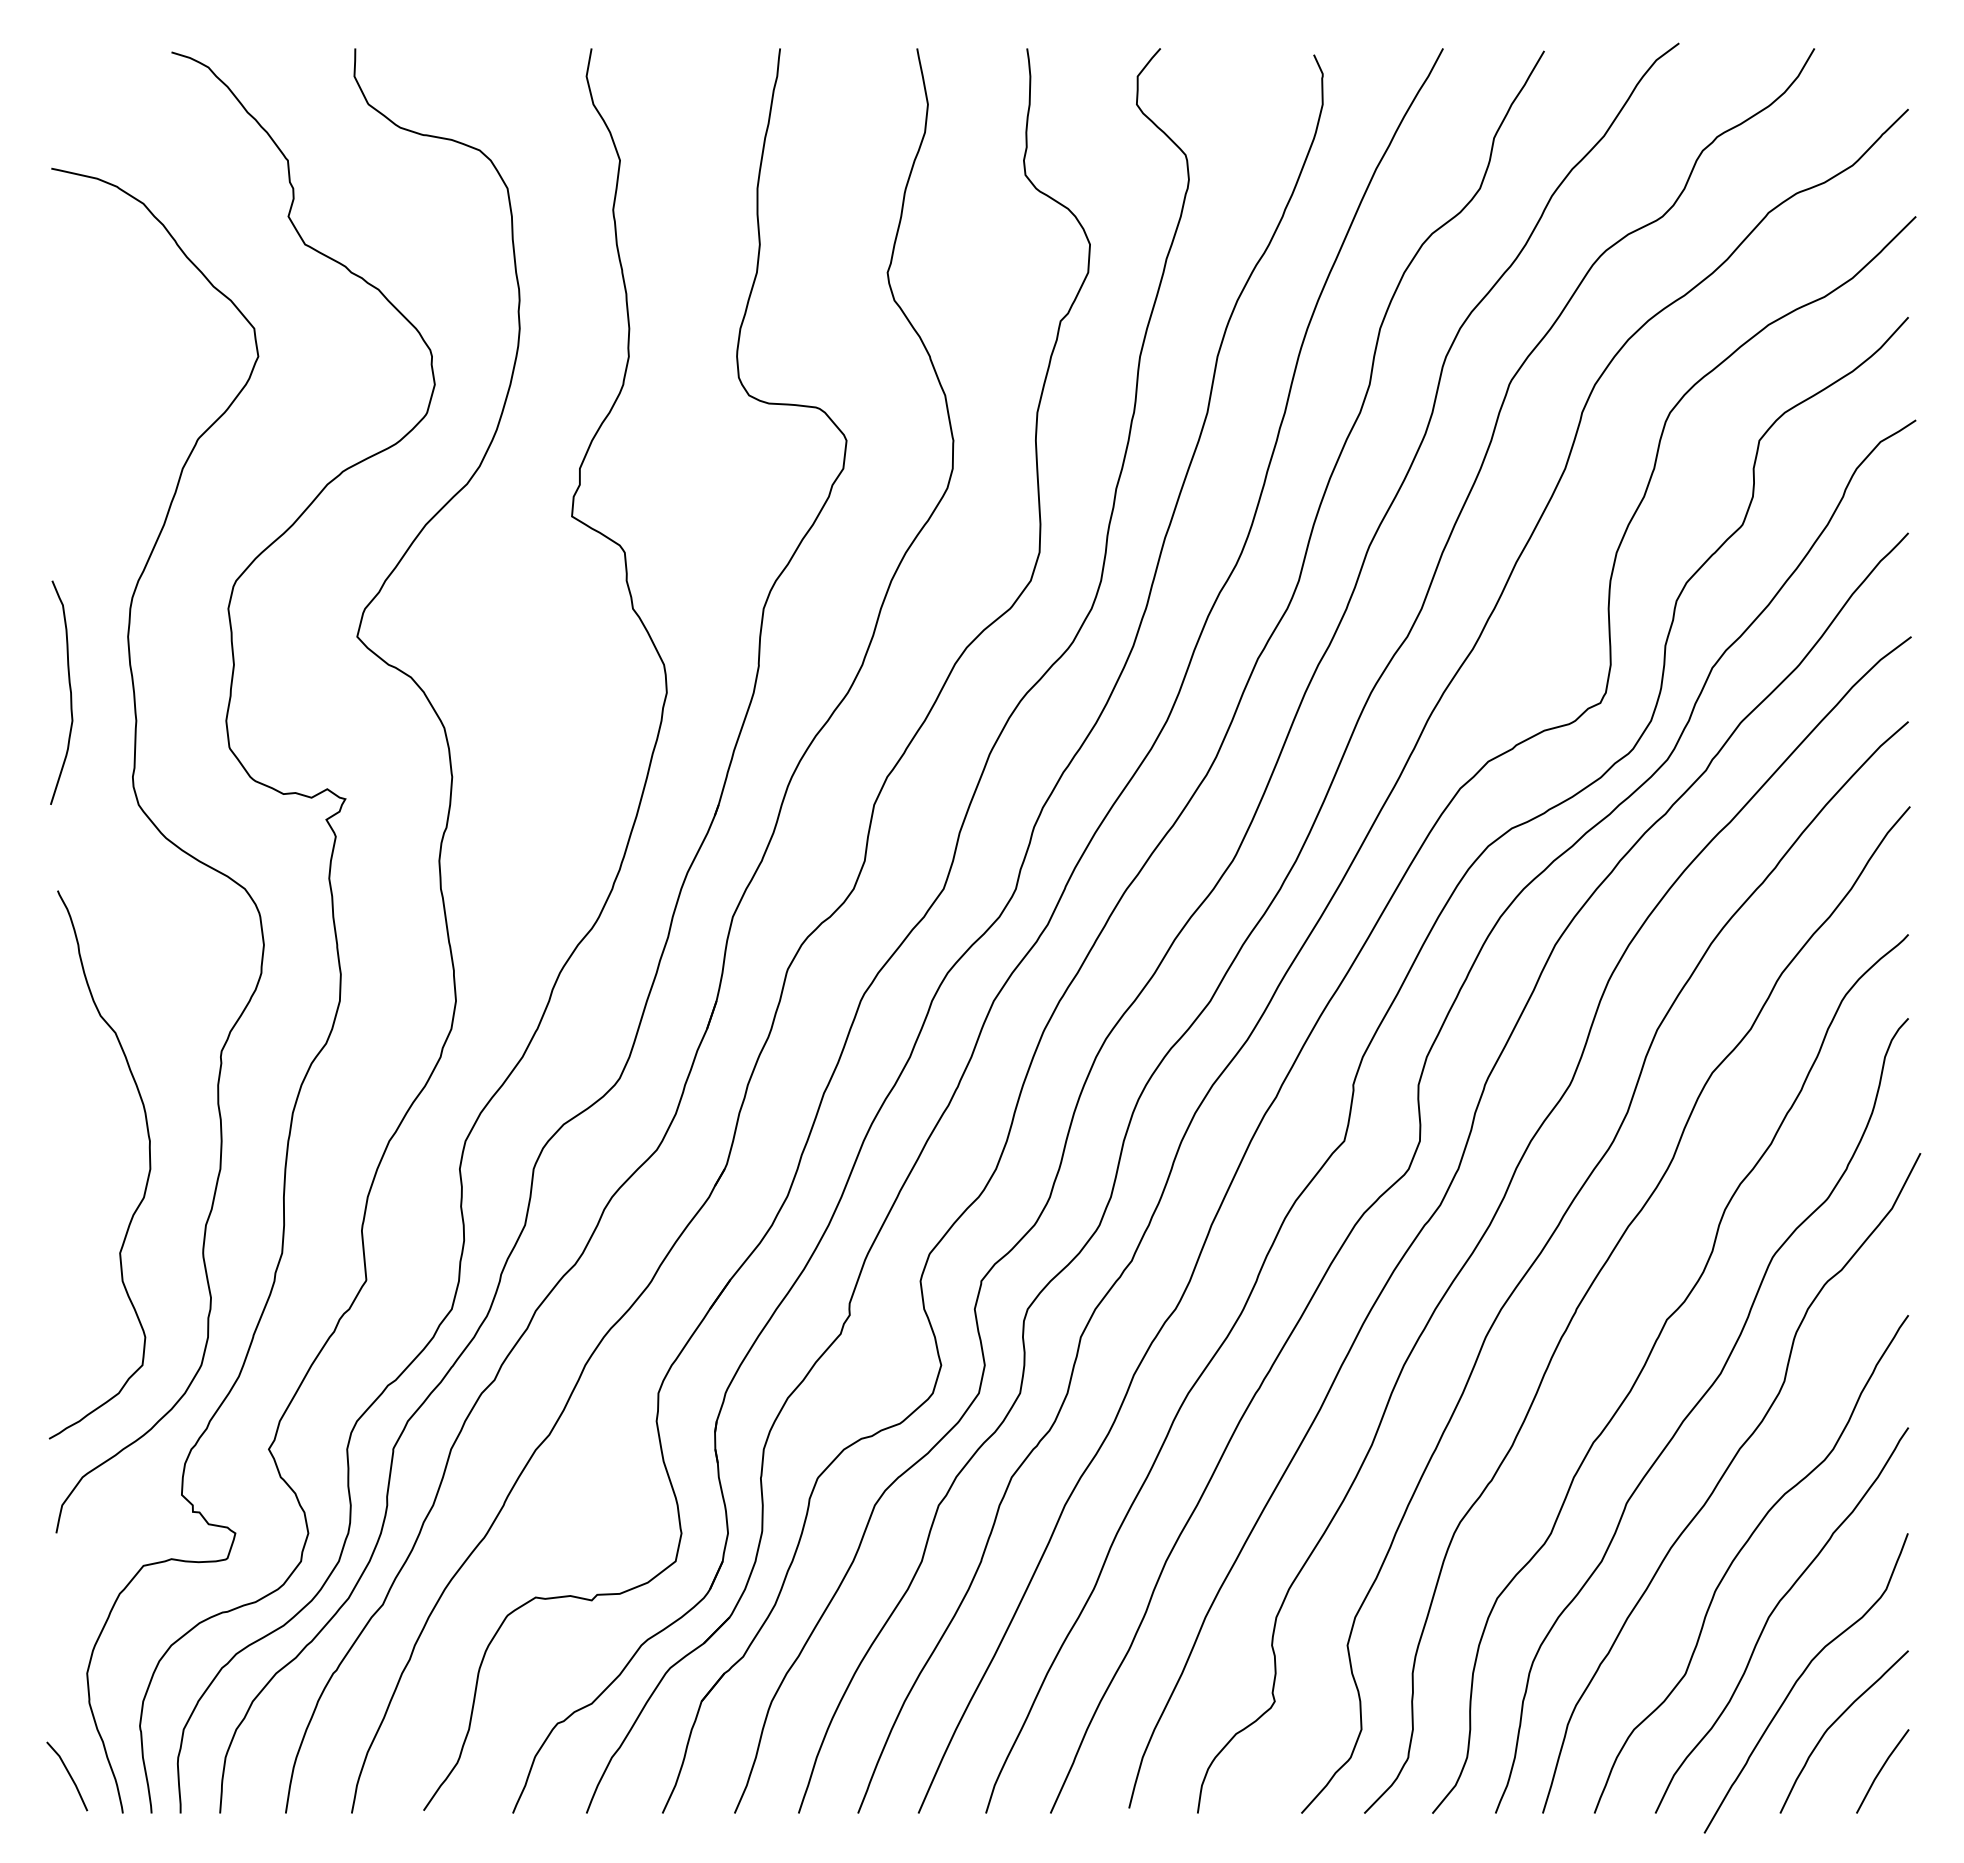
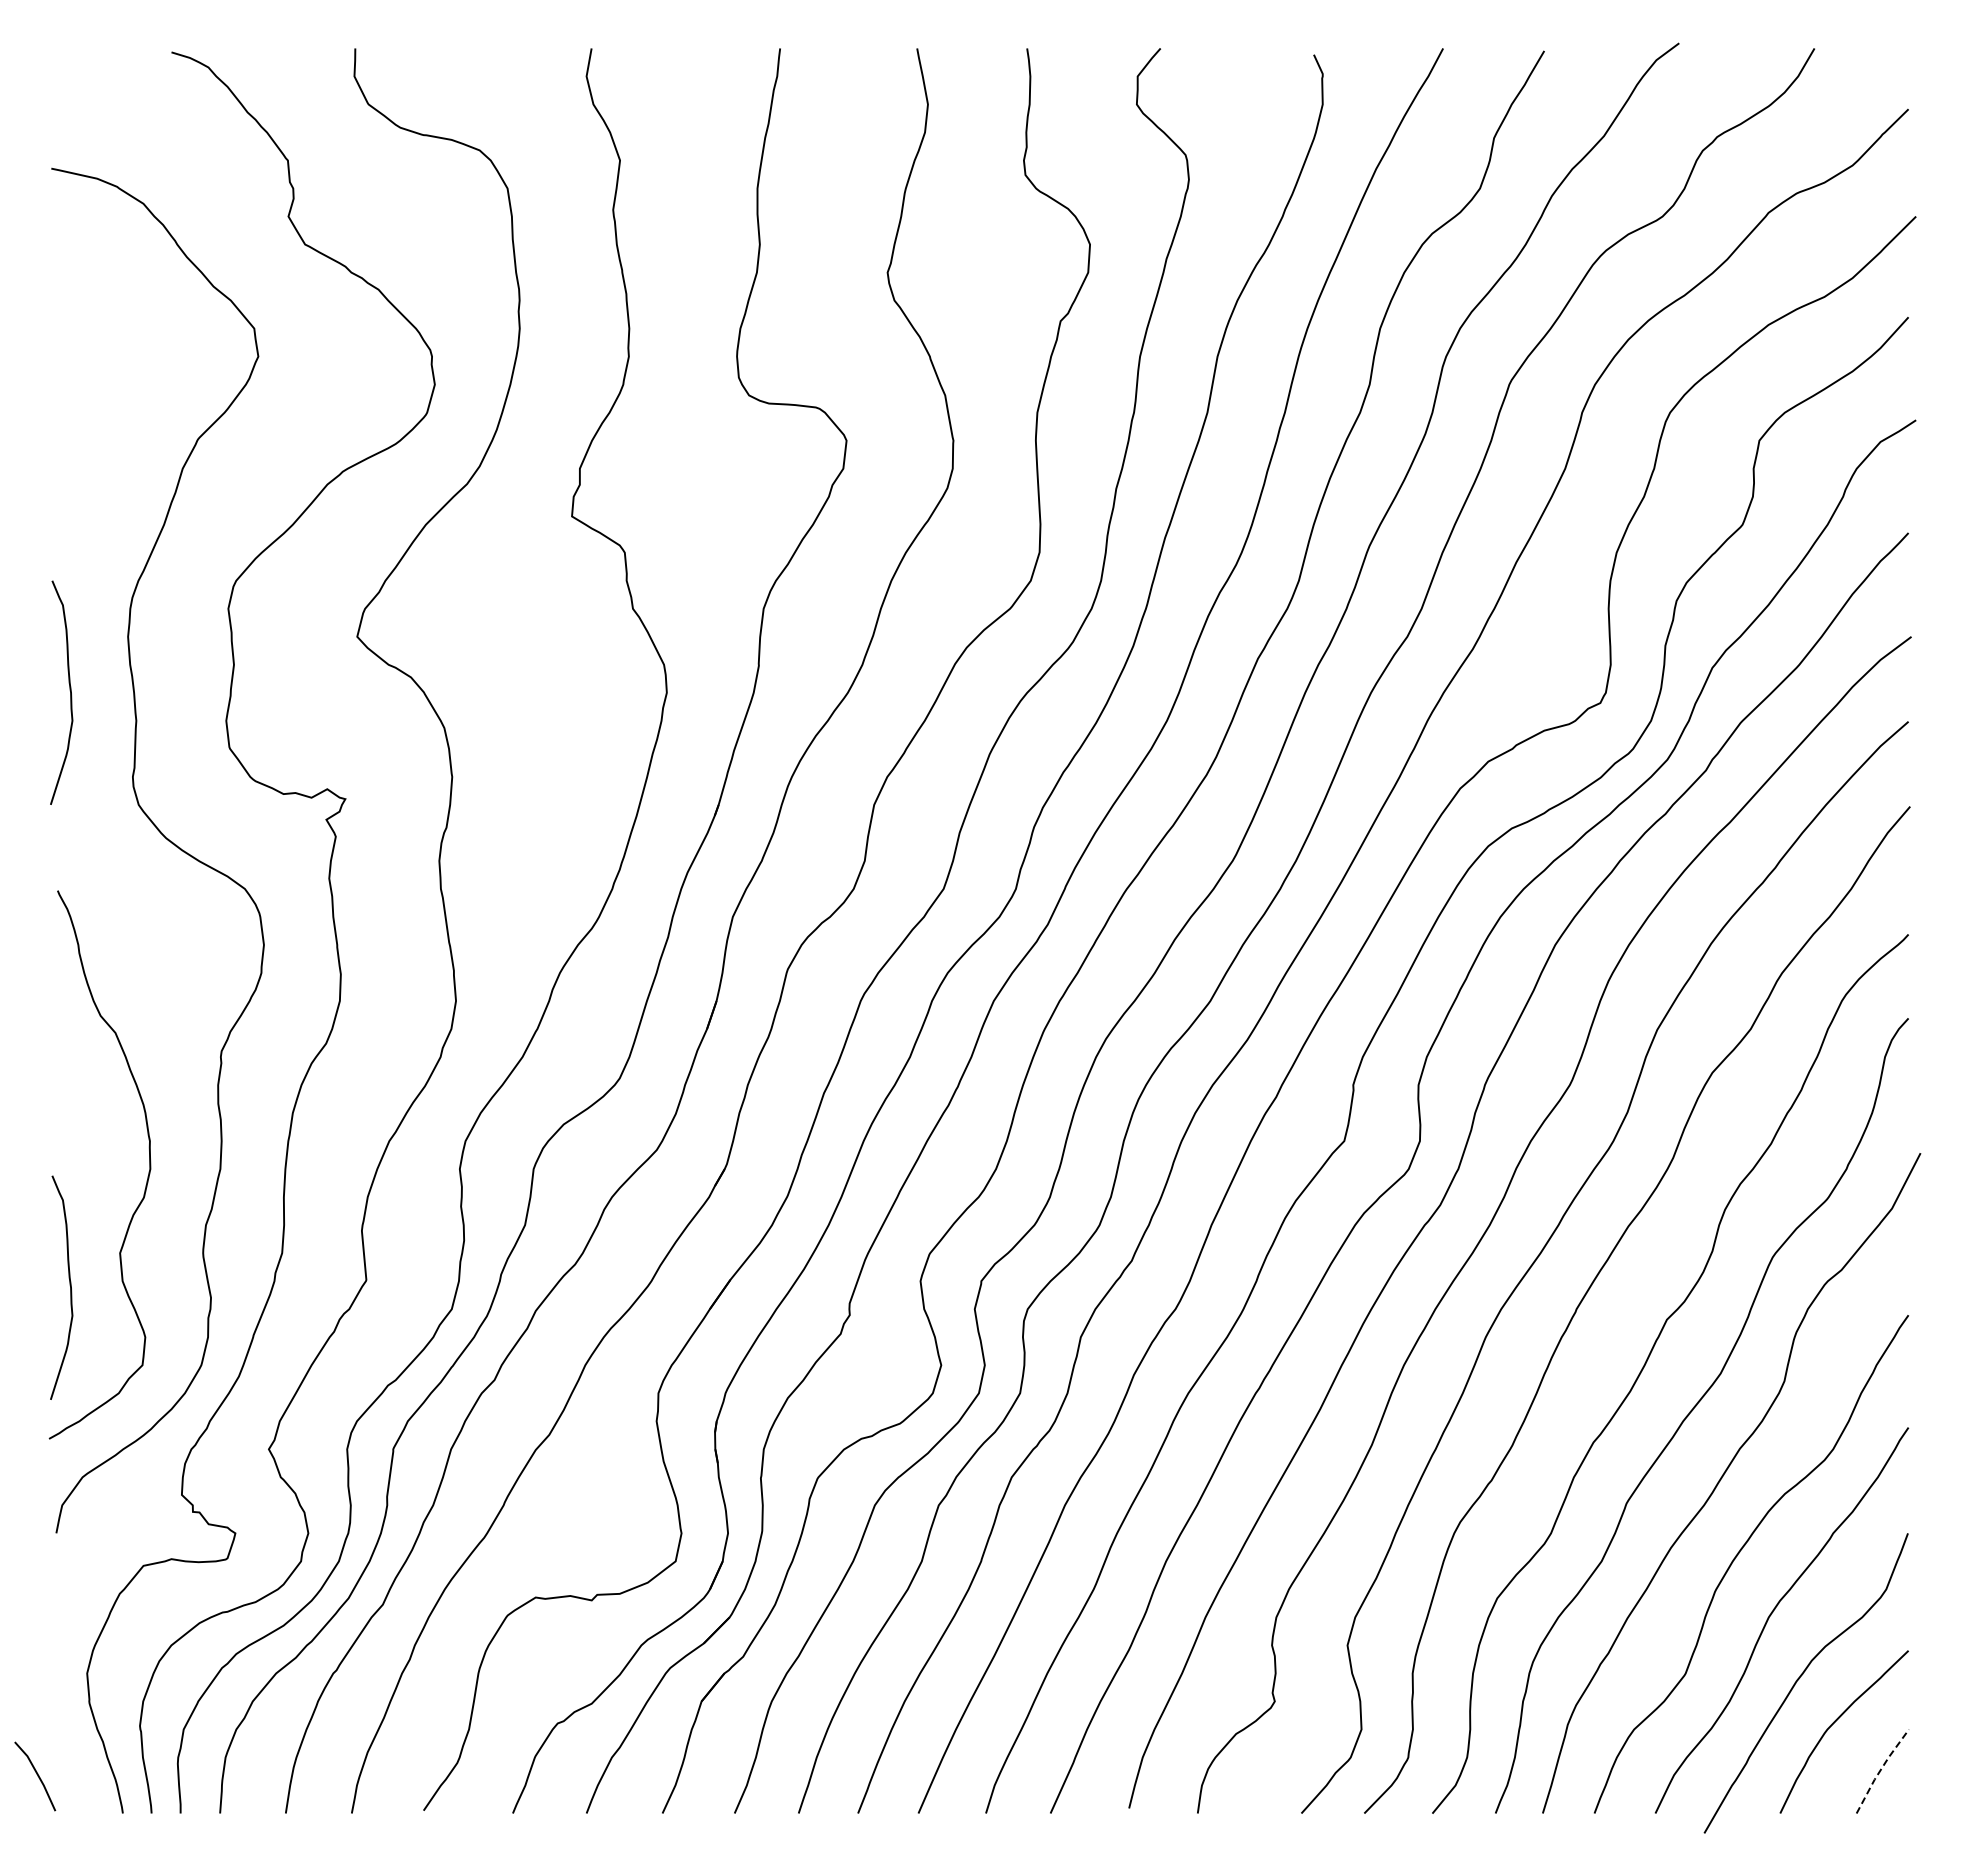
curve: none -> present (69, 1285)
line: solid -> dashed (1880, 1769)
line position: (69, 1776) -> (37, 1776) (37, 1776)
